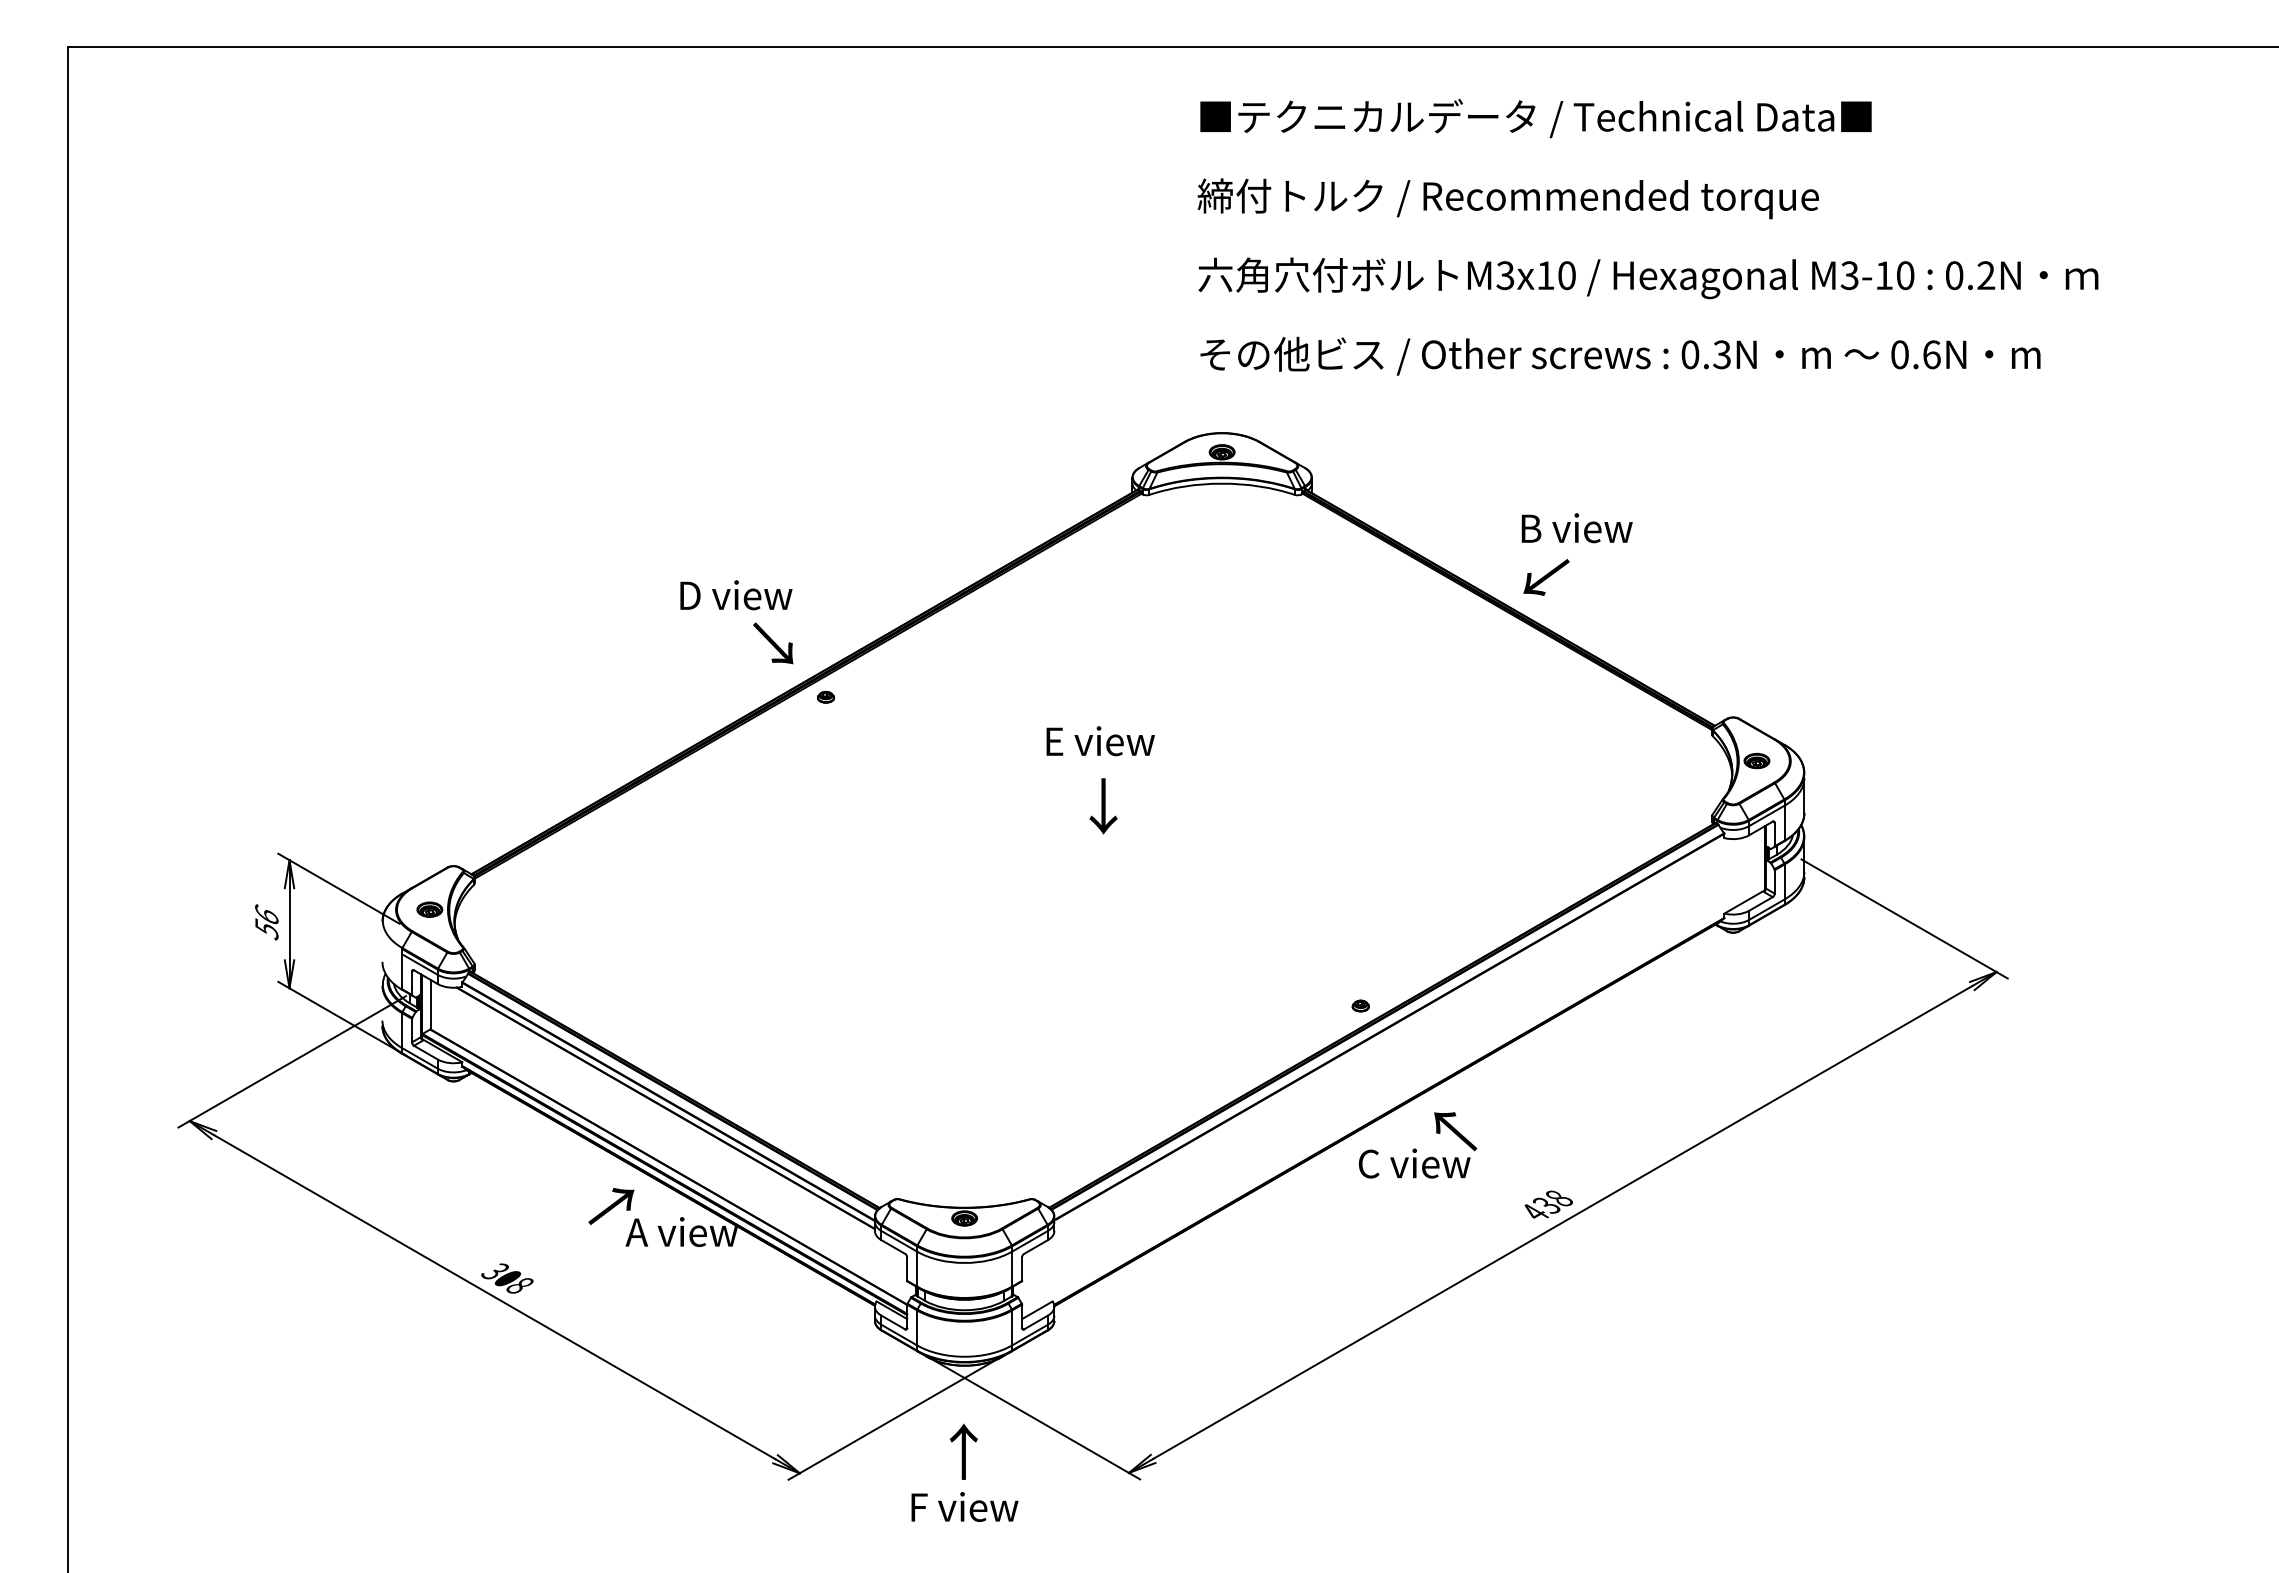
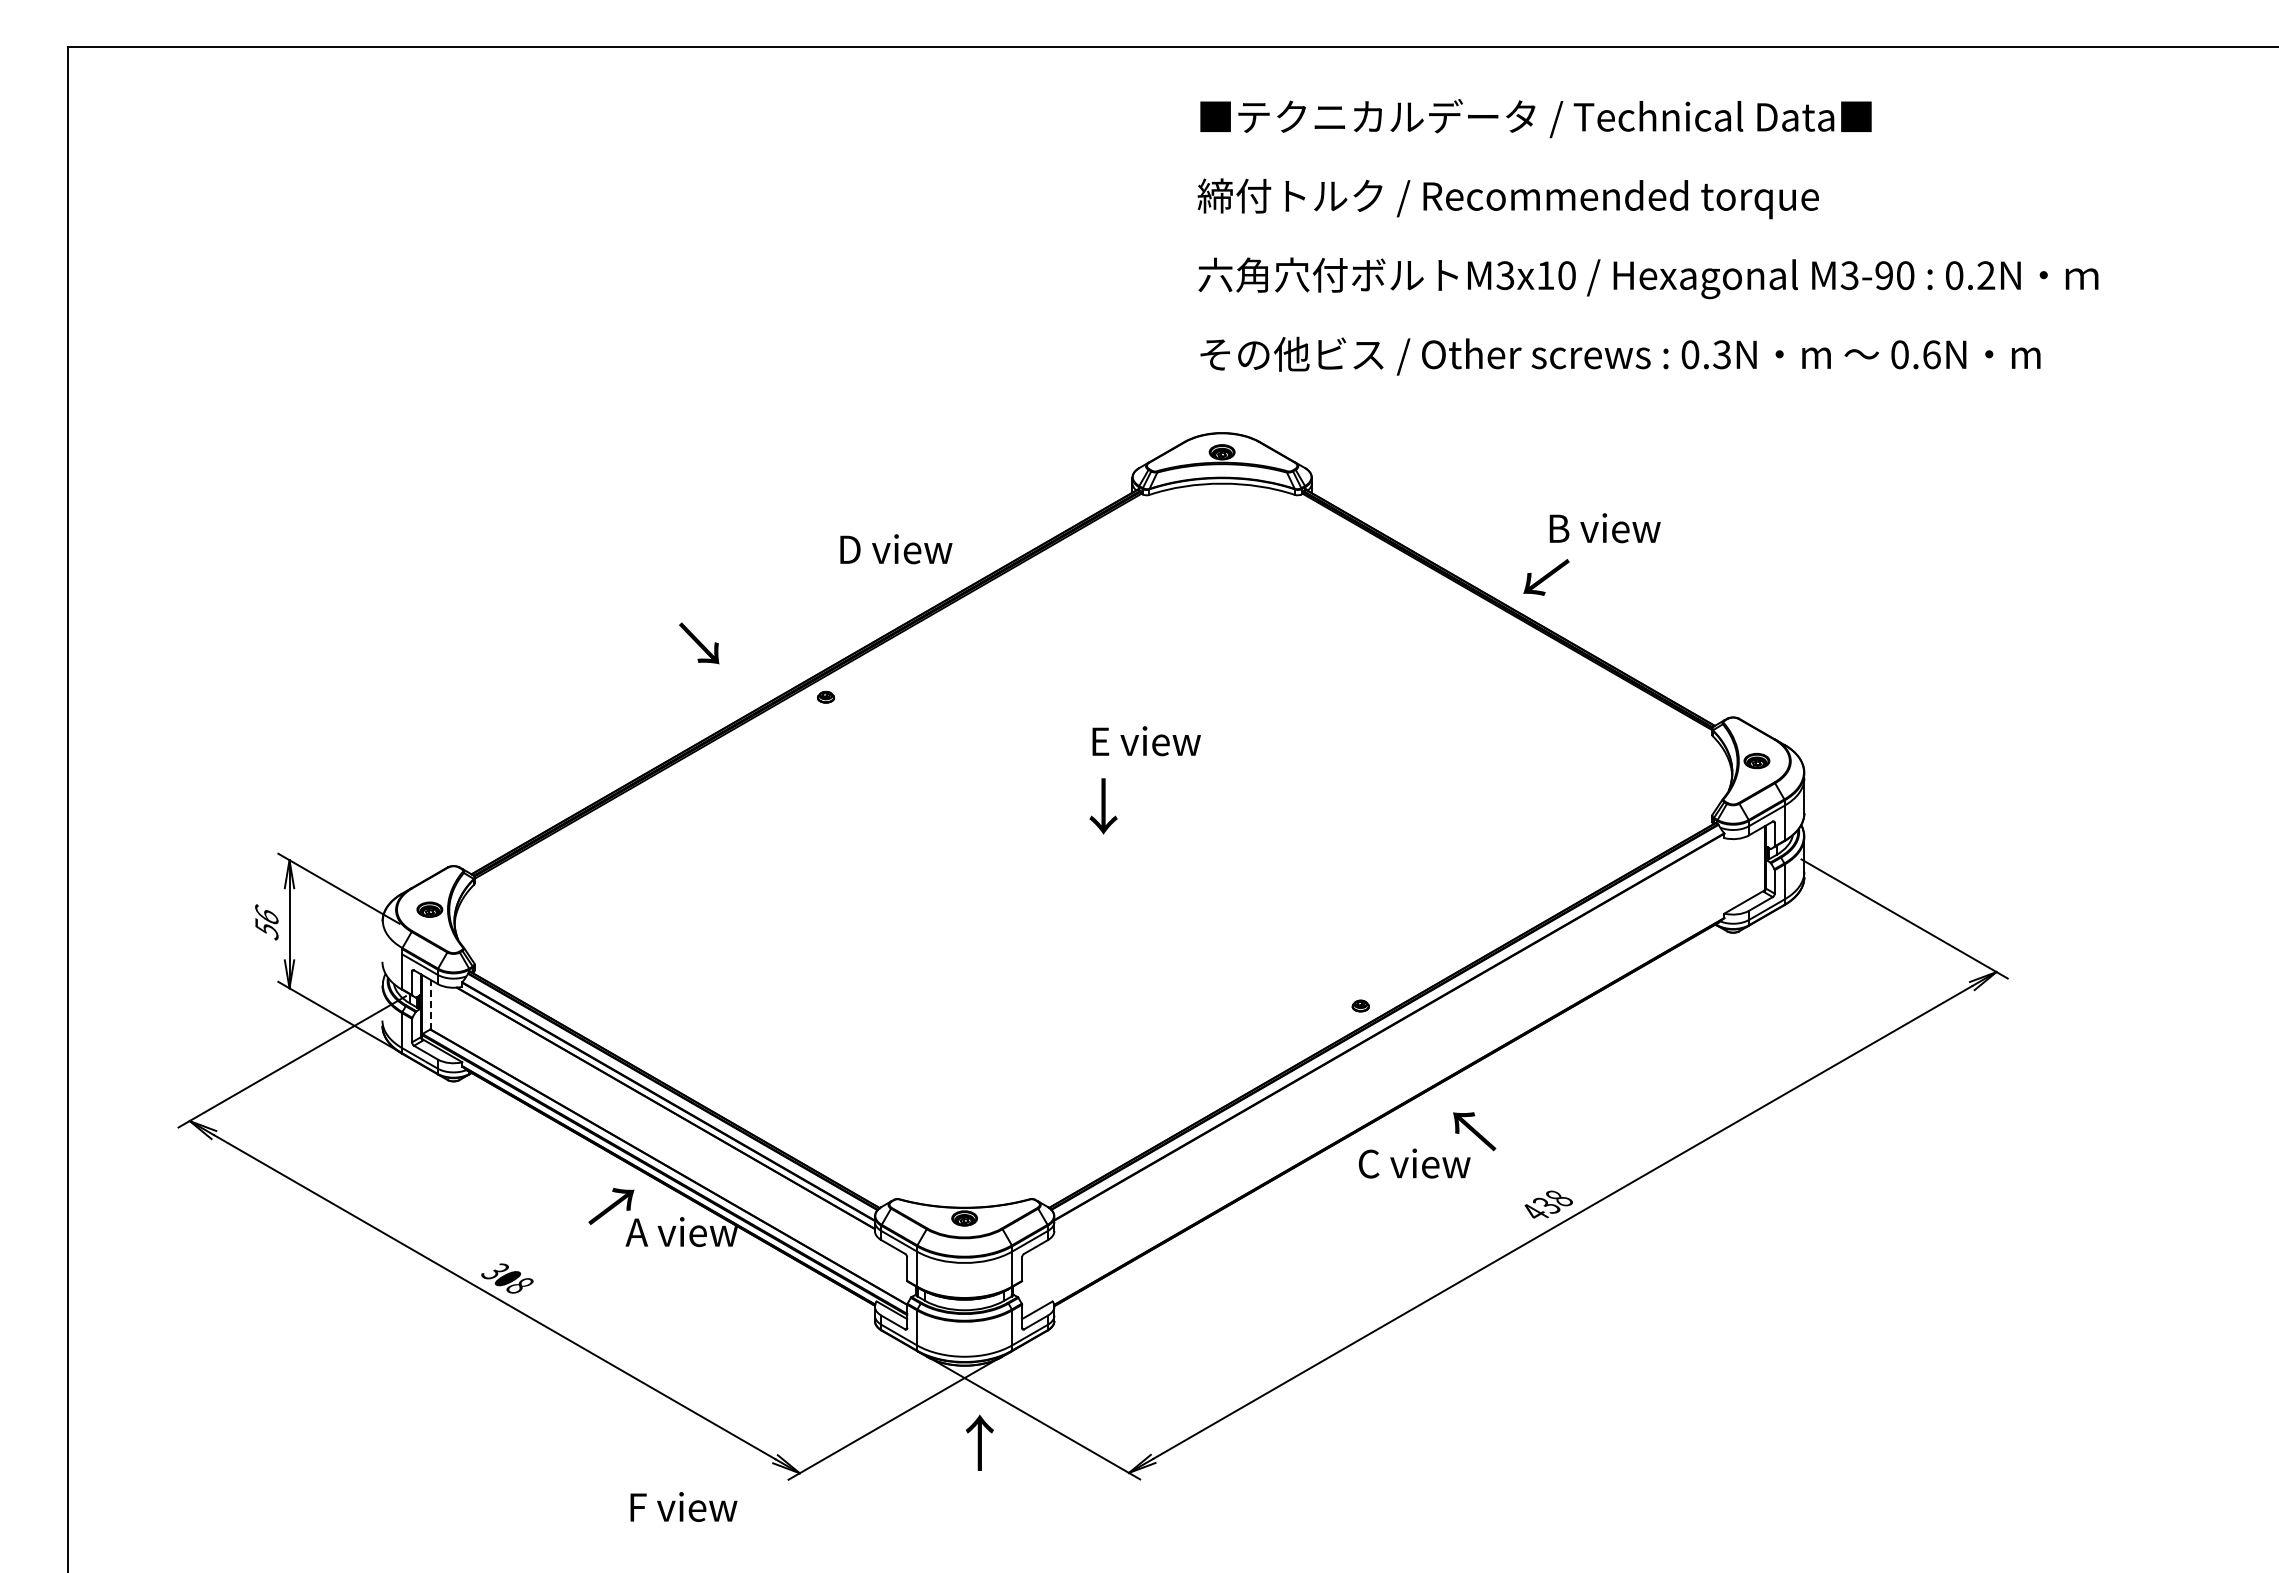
text: M3-10 -> M3-90 (1883, 275)
text position: (1576, 528) -> (1604, 528) (1604, 528)
text position: (736, 595) -> (896, 549) (896, 549)
text position: (773, 643) -> (699, 643) (699, 643)
text position: (1100, 741) -> (1146, 741) (1146, 741)
line: solid -> dashed (430, 1004)
text position: (1455, 1131) -> (1474, 1131) (1474, 1131)
text position: (963, 1451) -> (979, 1442) (979, 1442)
text position: (964, 1506) -> (683, 1506) (683, 1506)
